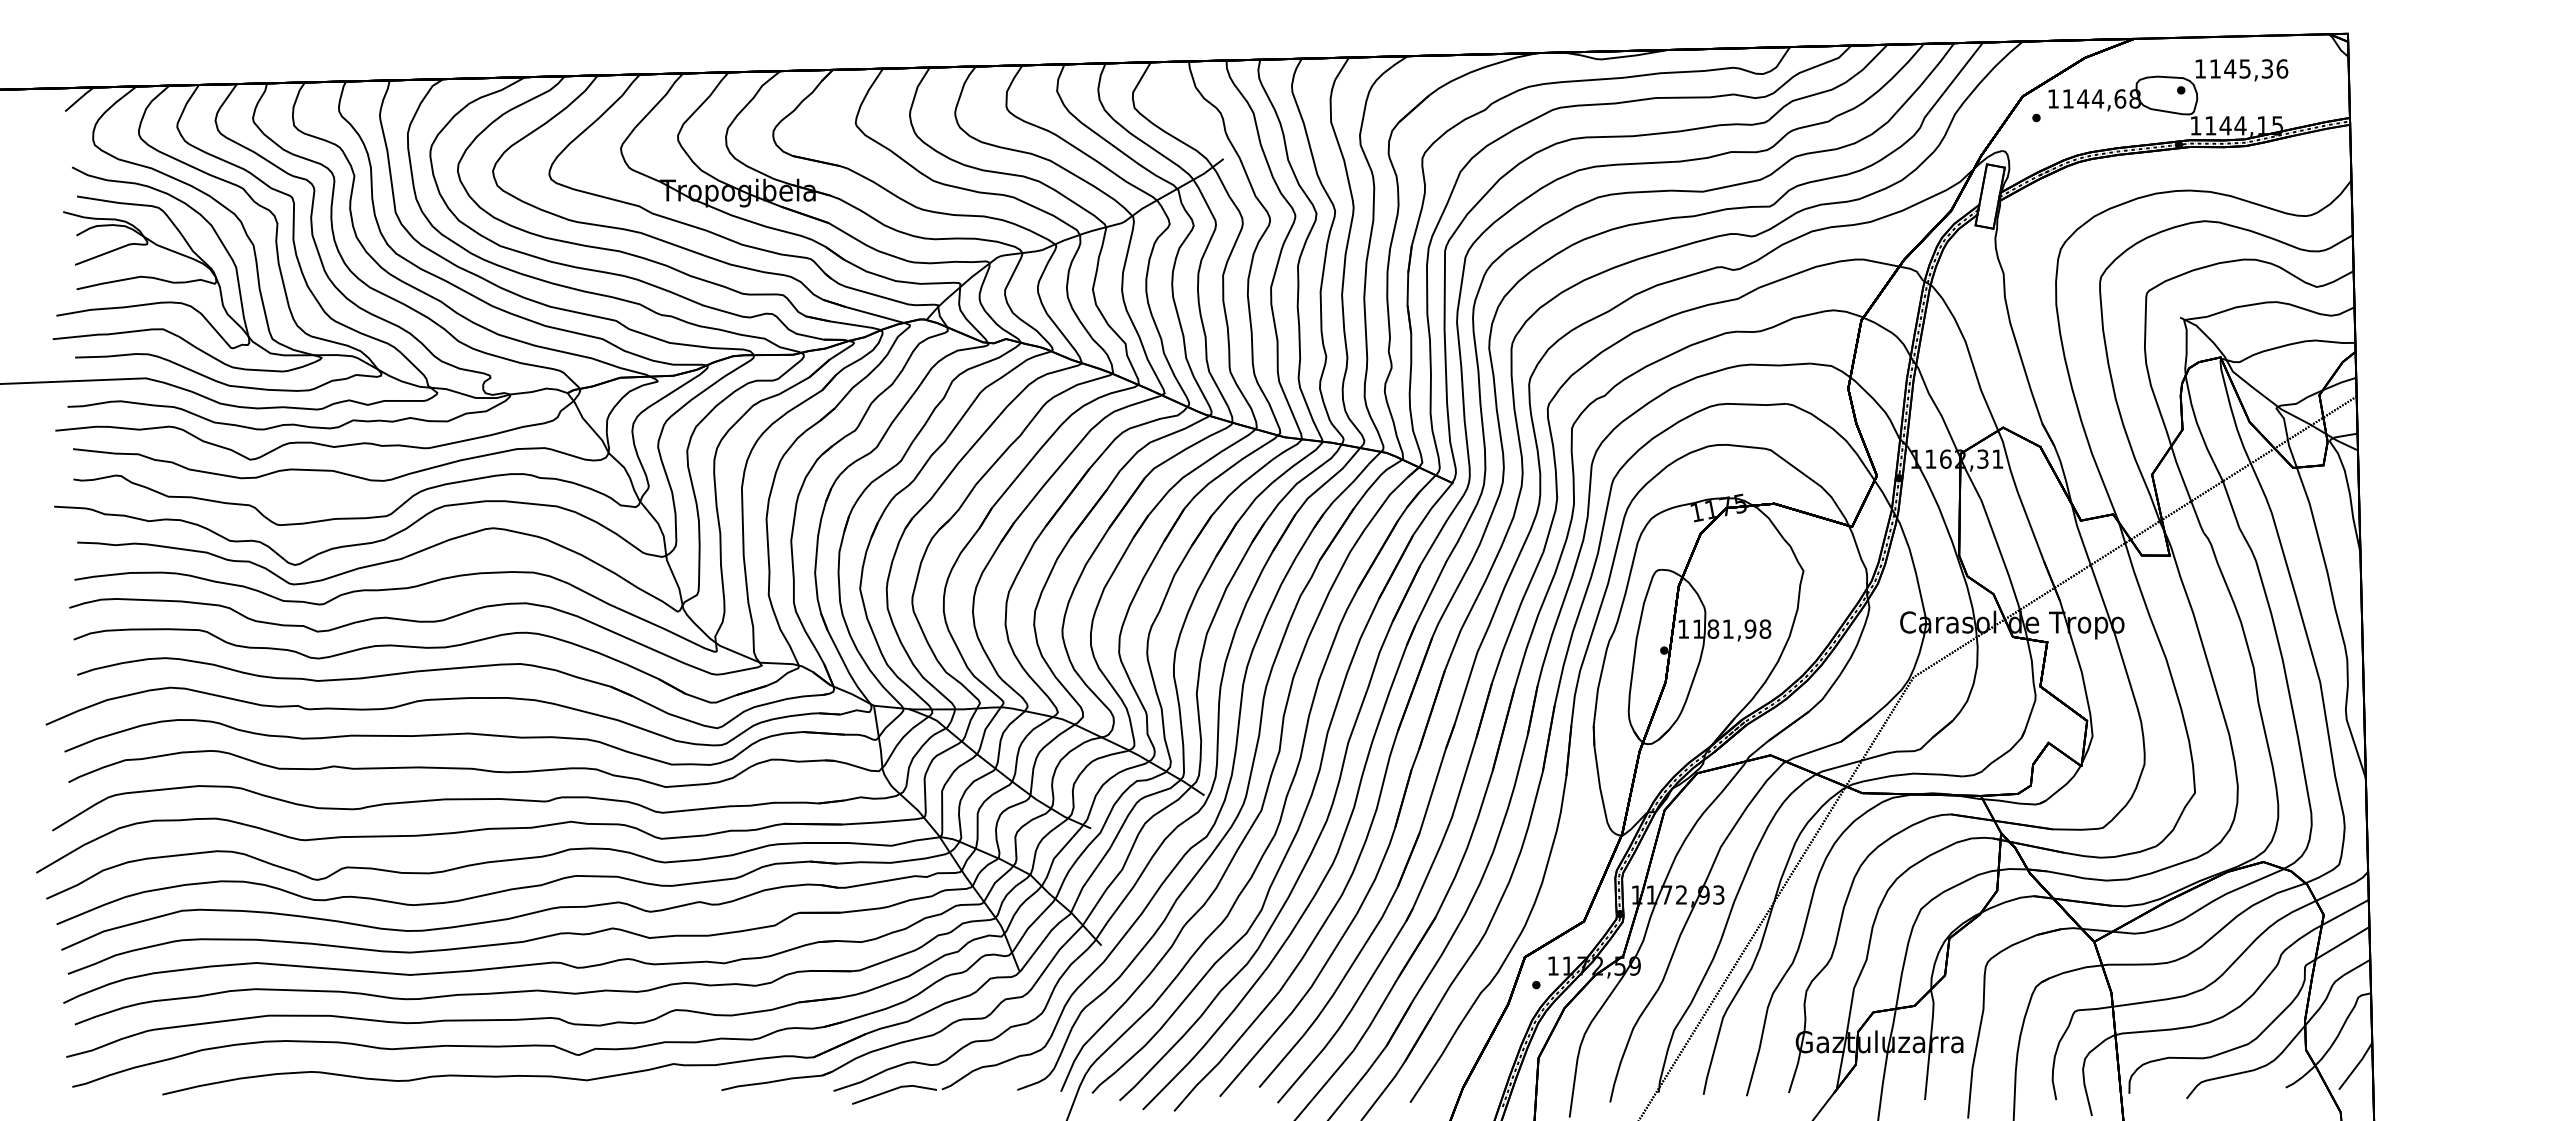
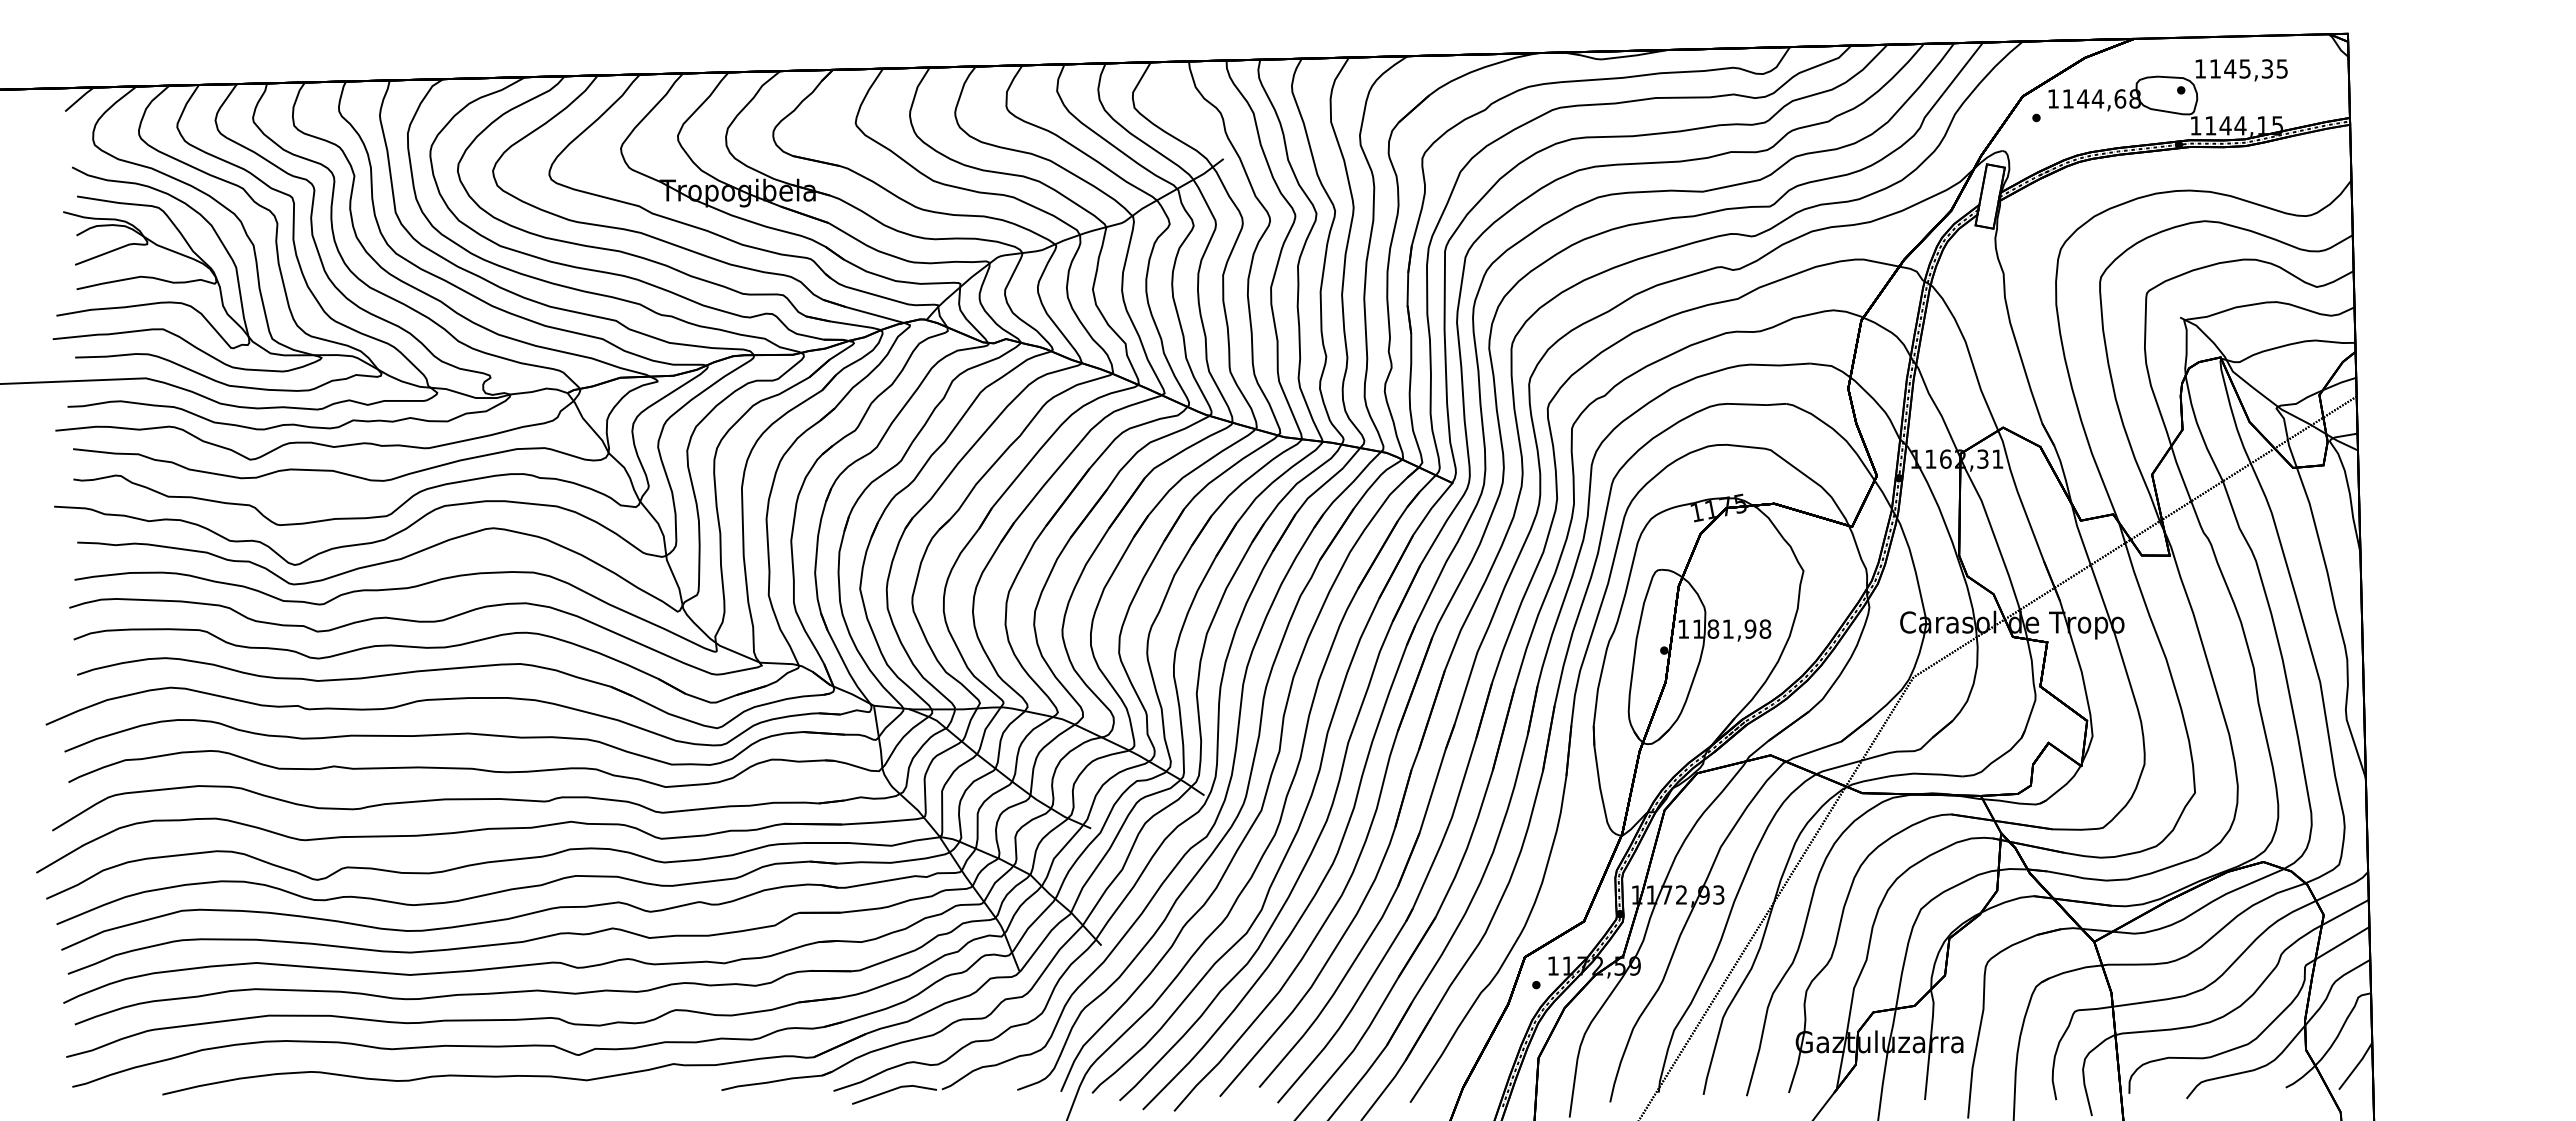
text: 1145,36 -> 1145,35 (2282, 68)
